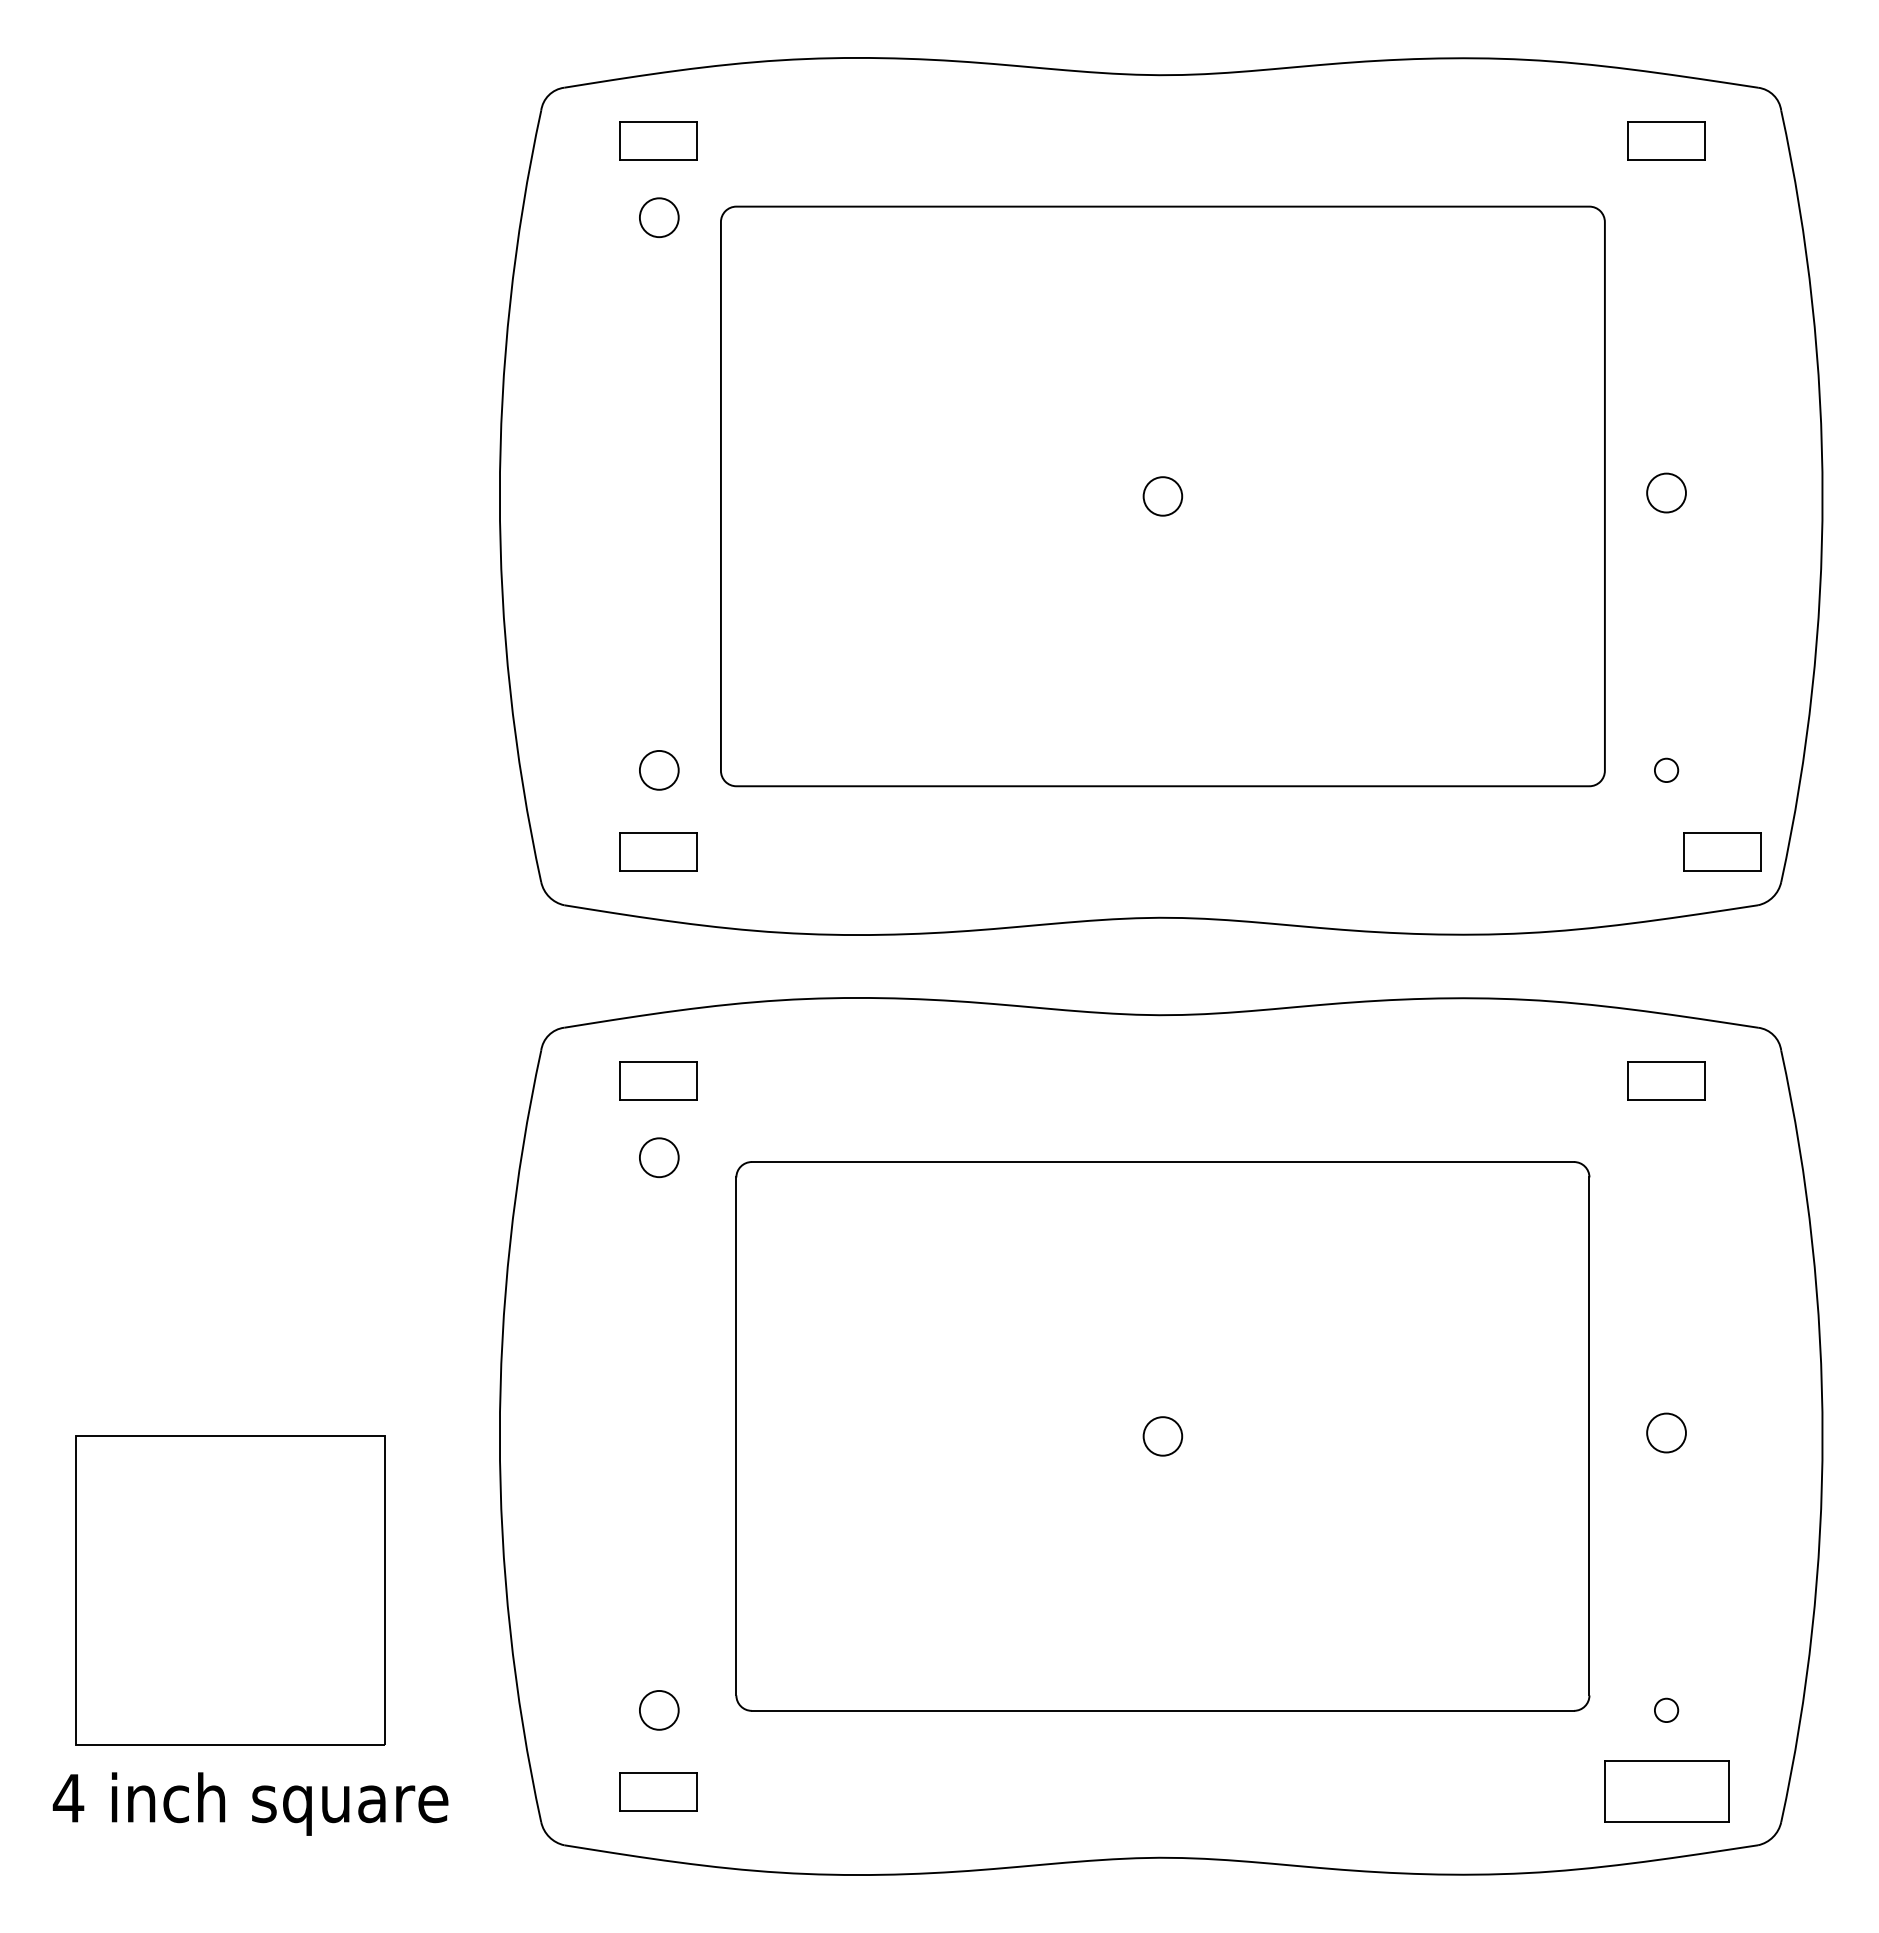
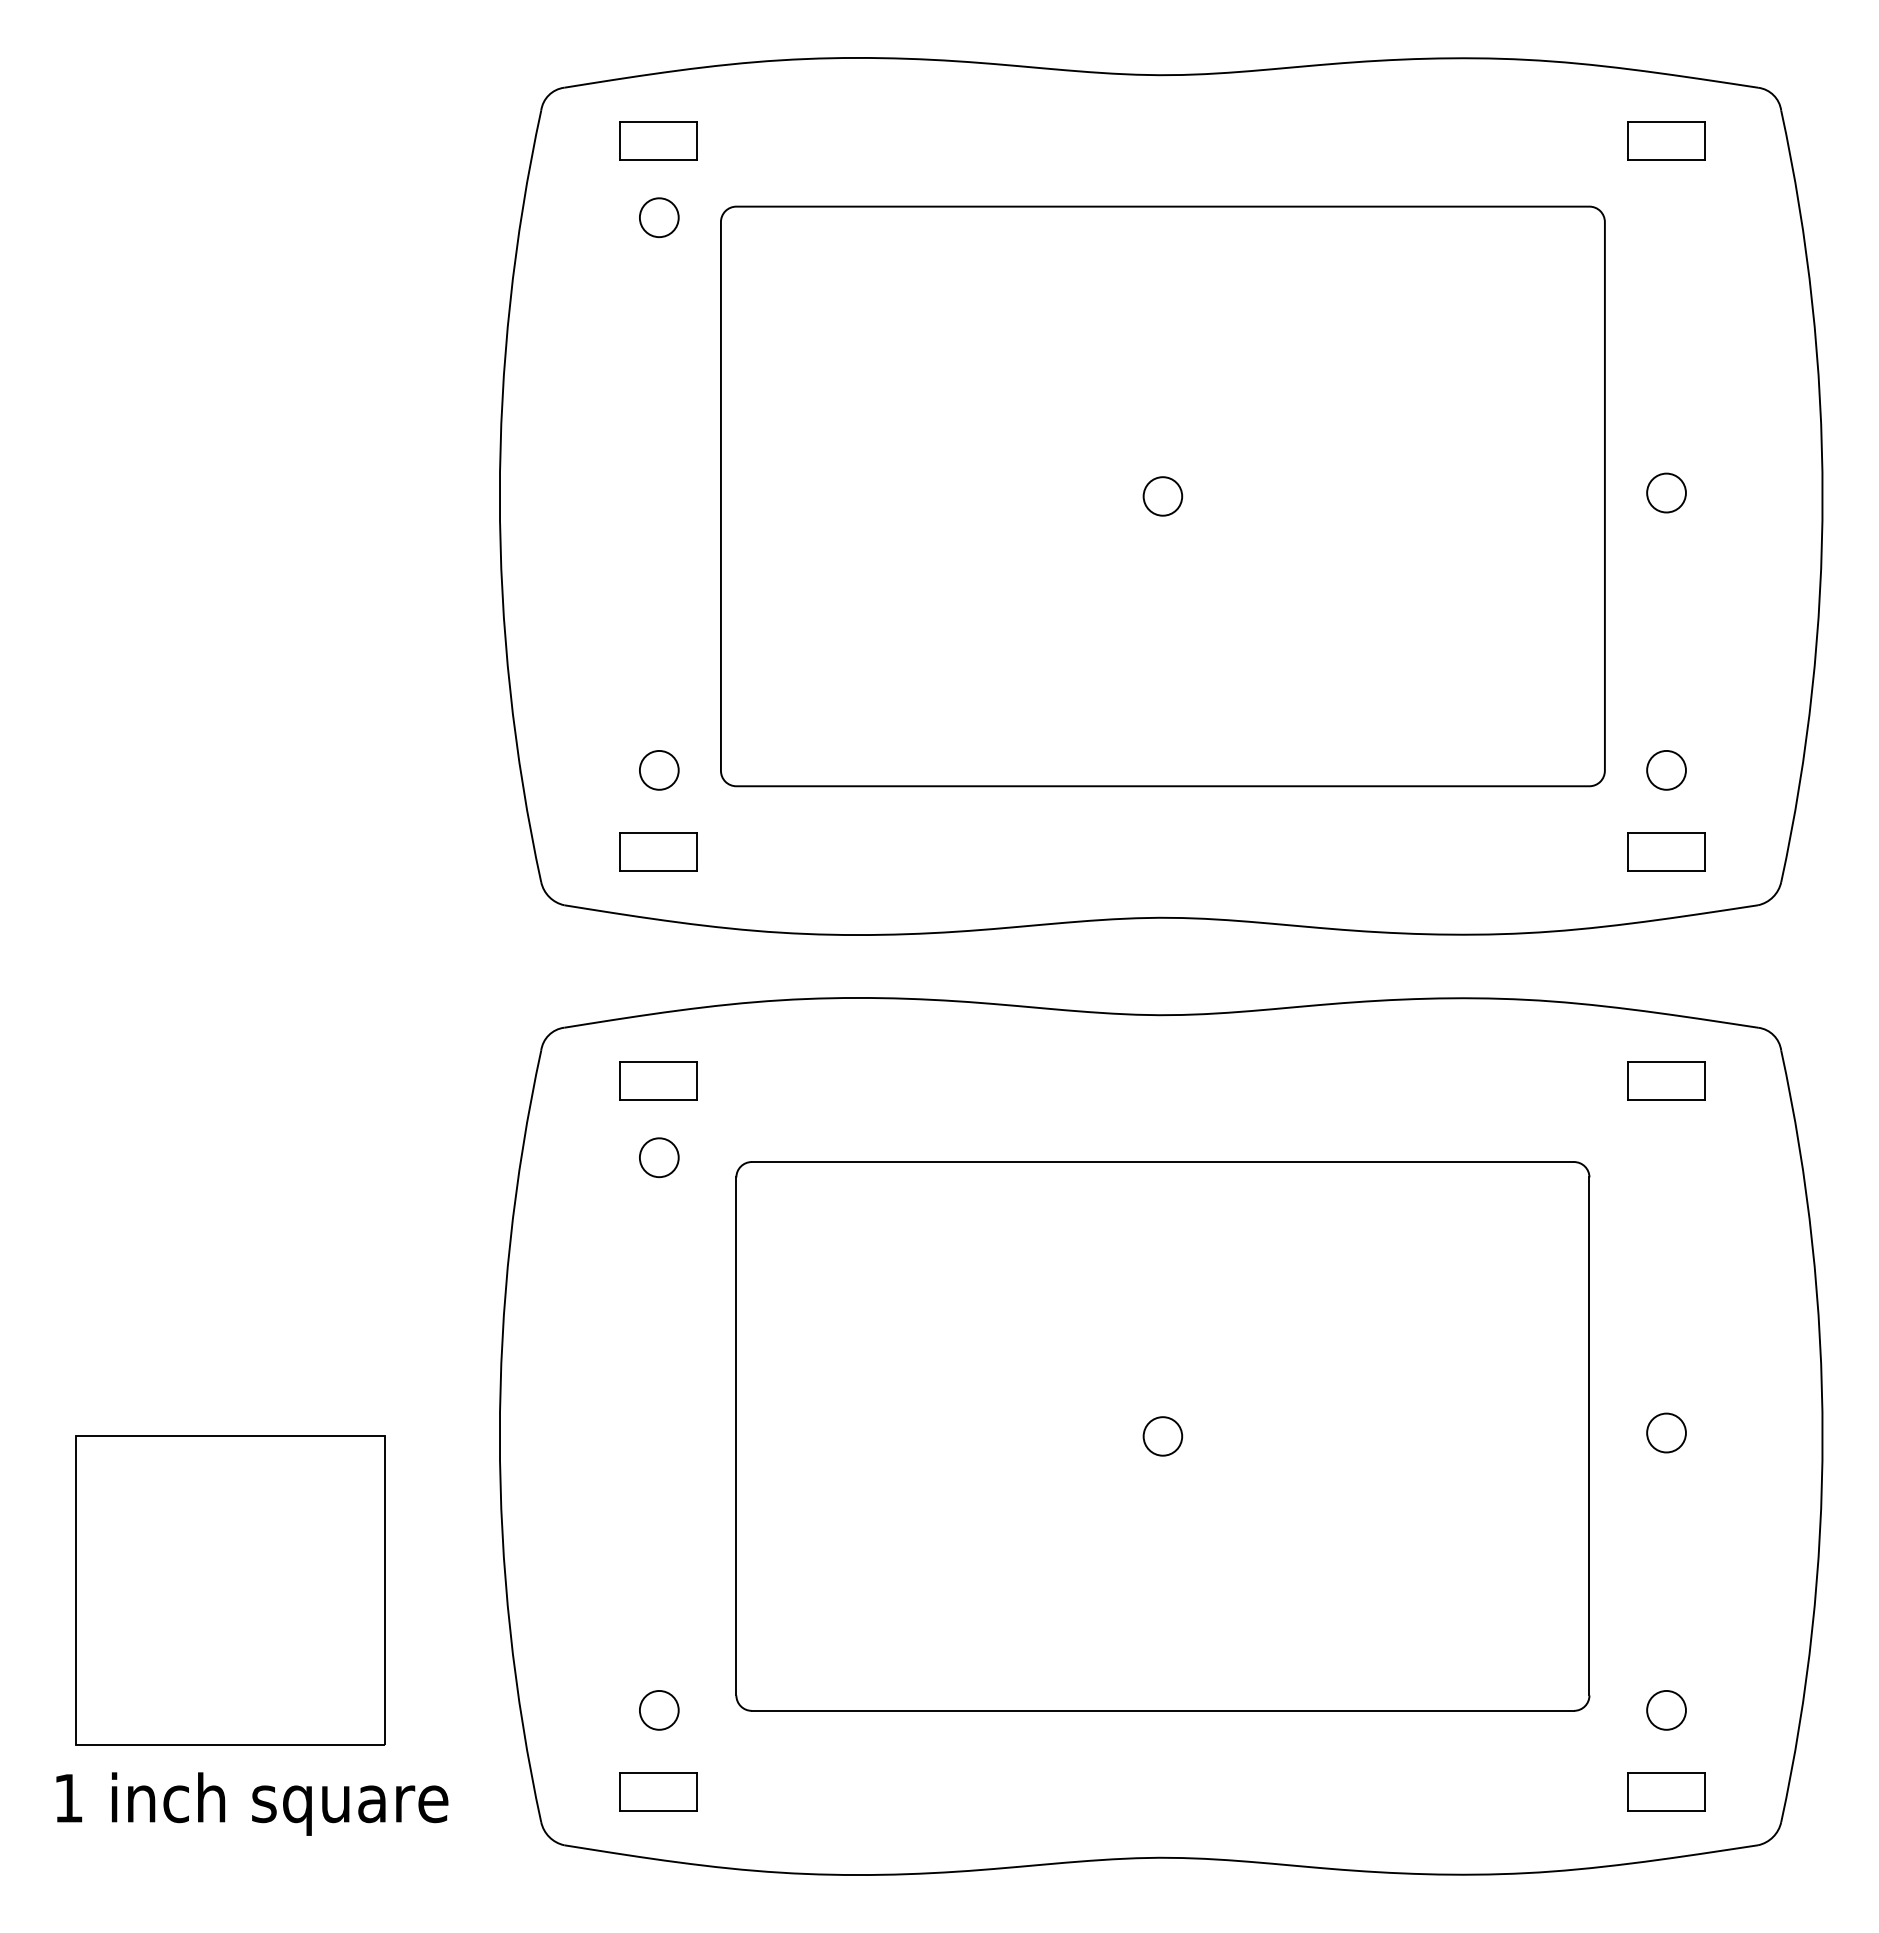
circle diameter: 23 px -> 39 px (1666, 769)
part position: (1722, 851) -> (1666, 851) (1666, 851)
circle diameter: 23 px -> 39 px (1666, 1709)
part size: 126x63 px -> 79x40 px (1666, 1791)
text: 4 -> 1 (68, 1798)
